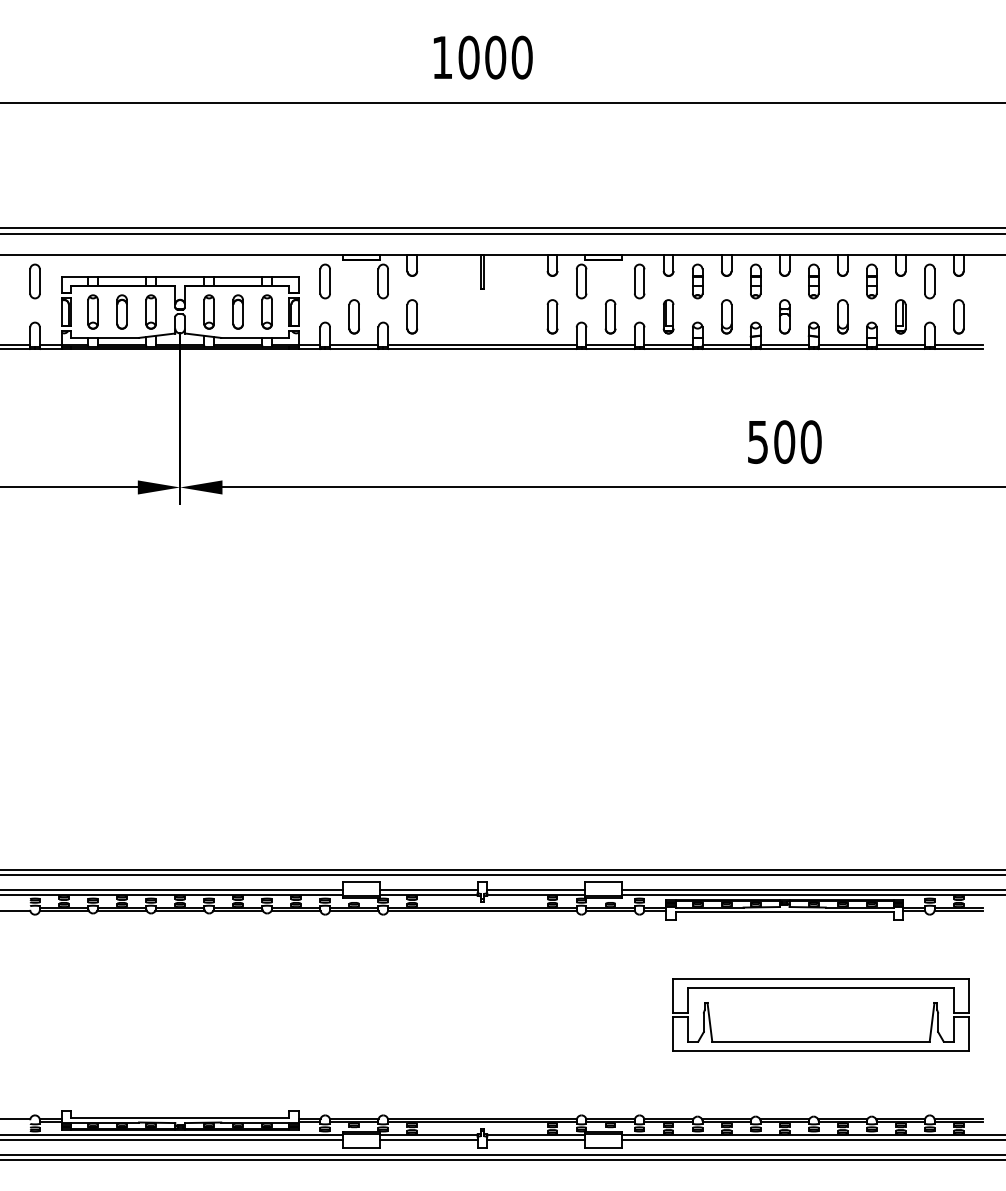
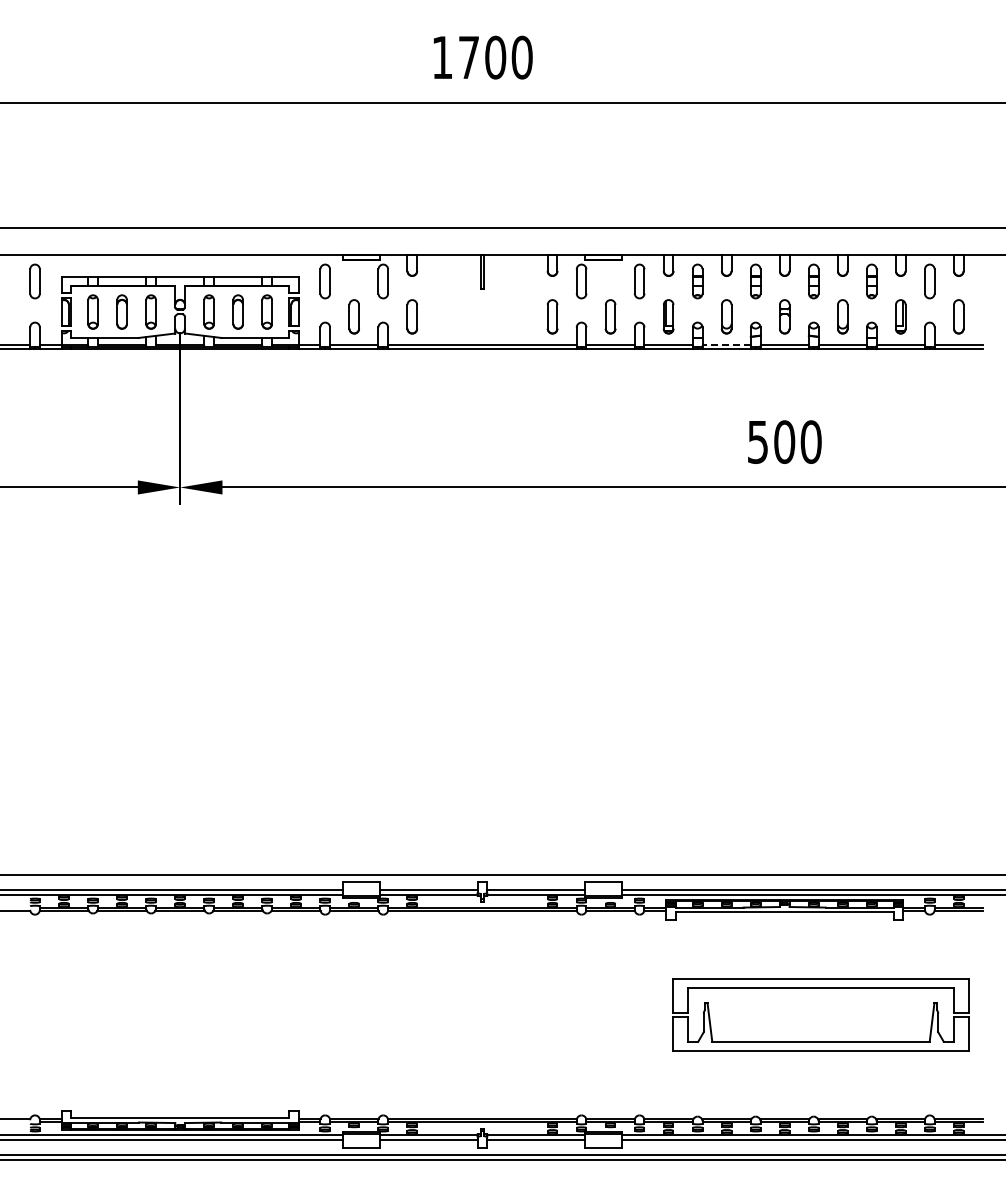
text: 1000 -> 1700 (468, 57)
line: present -> none (502, 233)
line: solid -> dashed (726, 344)
line: present -> none (502, 870)
